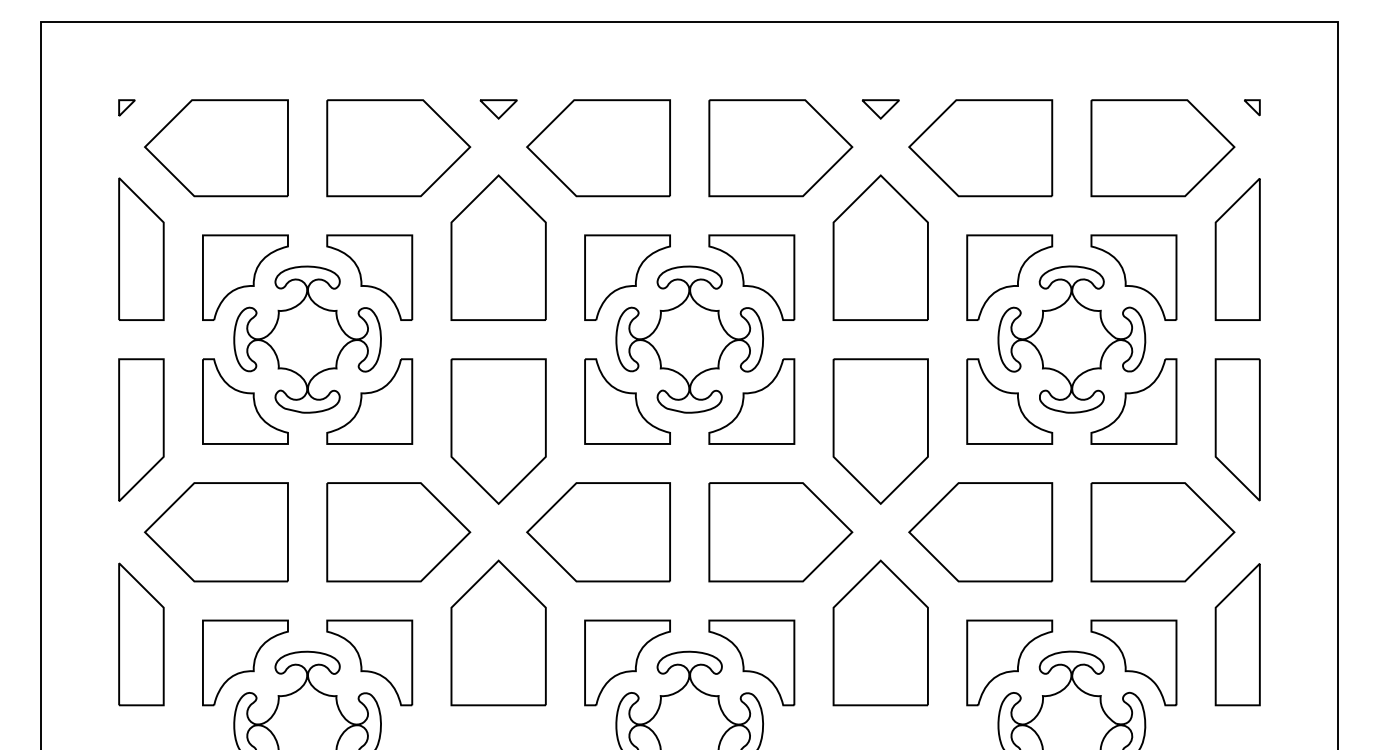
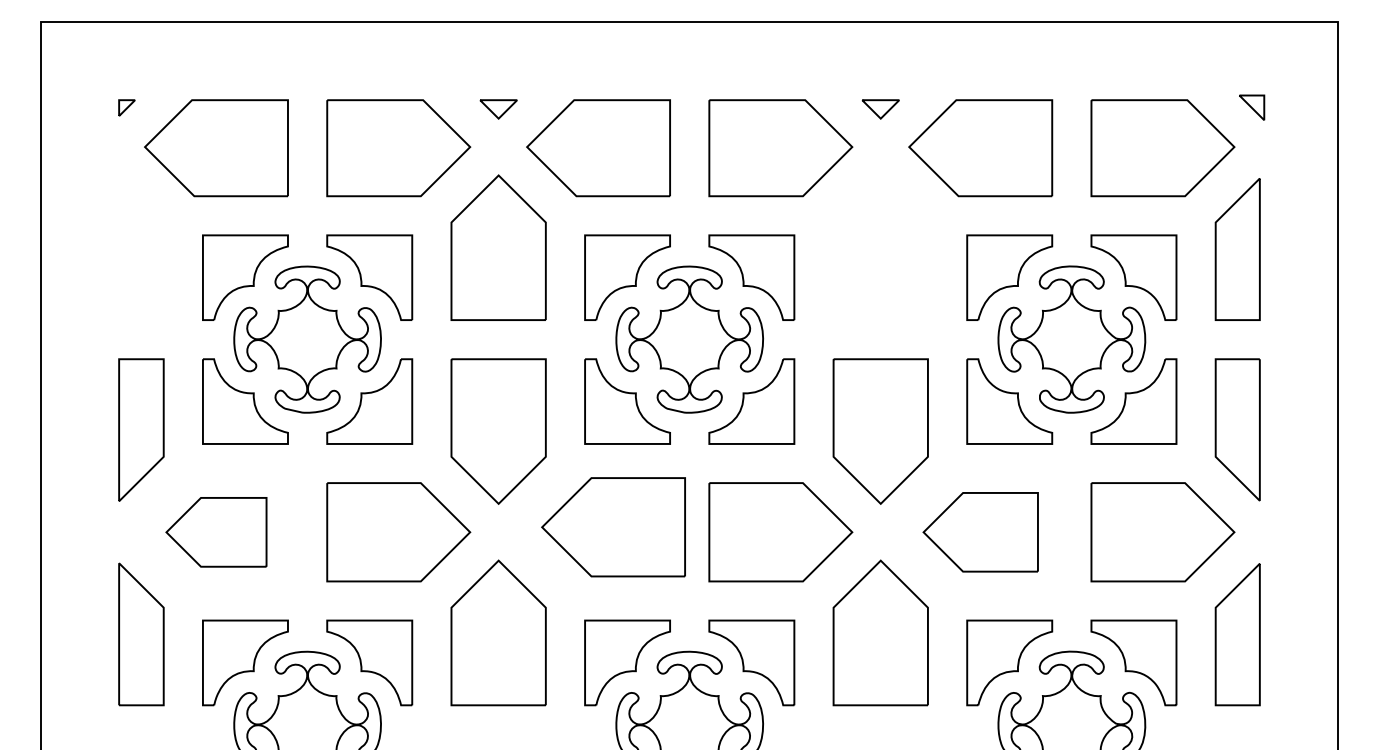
part size: 17x18 px -> 27x27 px (1252, 107)
part: present -> none (880, 247)
part: present -> none (141, 248)
part size: 145x101 px -> 103x71 px (216, 532)
part position: (598, 532) -> (613, 527) (613, 527)
part size: 146x101 px -> 117x81 px (980, 532)
